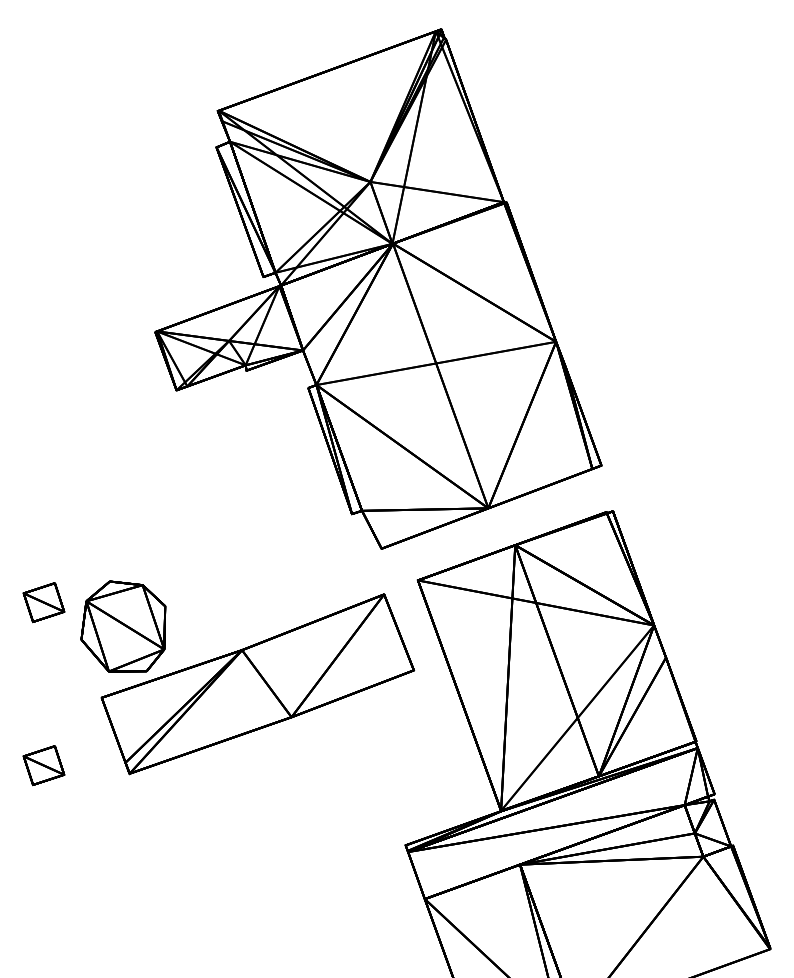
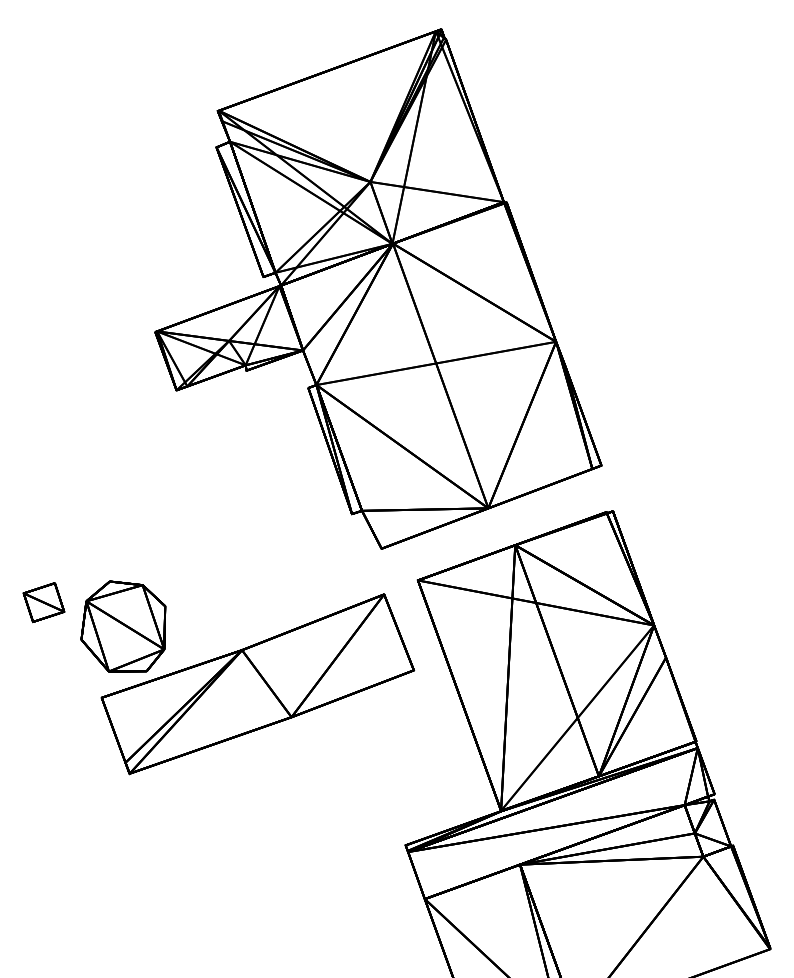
part: present -> none (43, 765)
